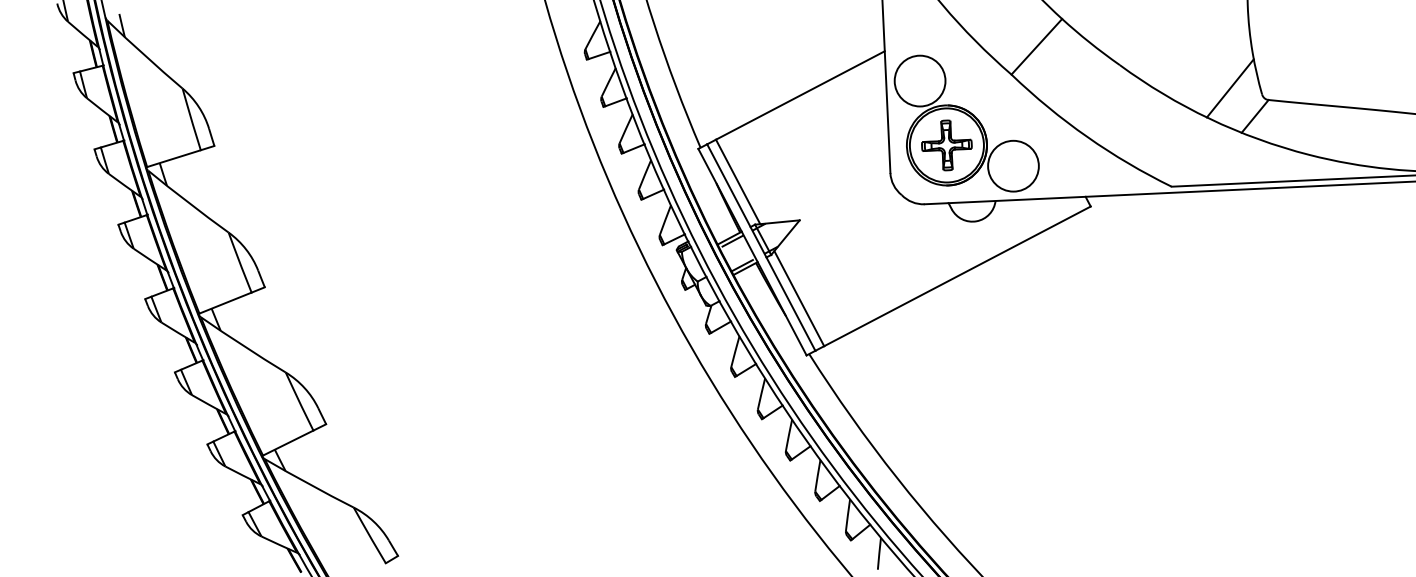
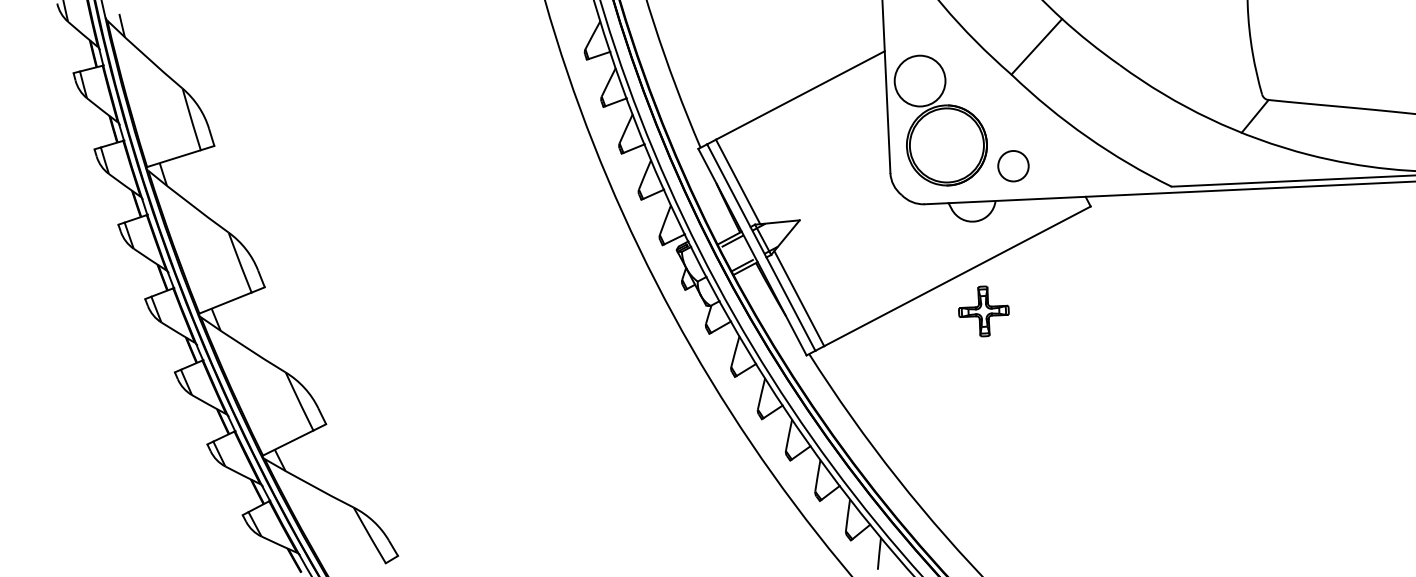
line: present -> none (1229, 88)
part position: (946, 145) -> (983, 311) (983, 311)
circle diameter: 51 px -> 30 px (1013, 165)
